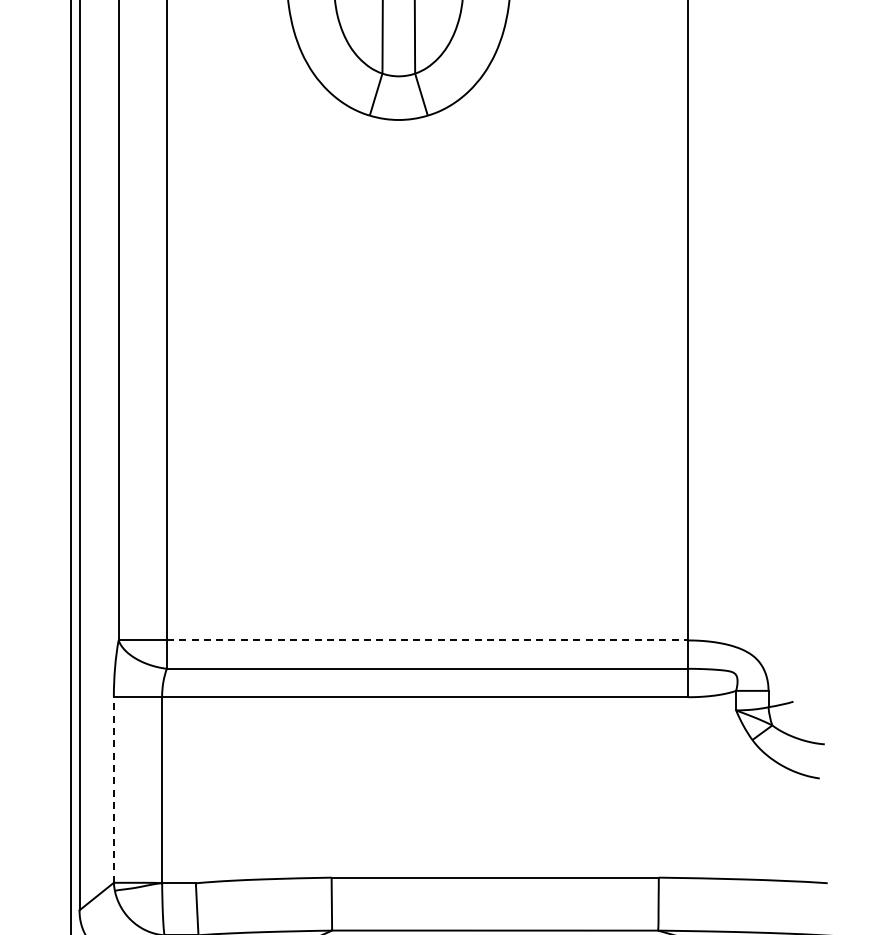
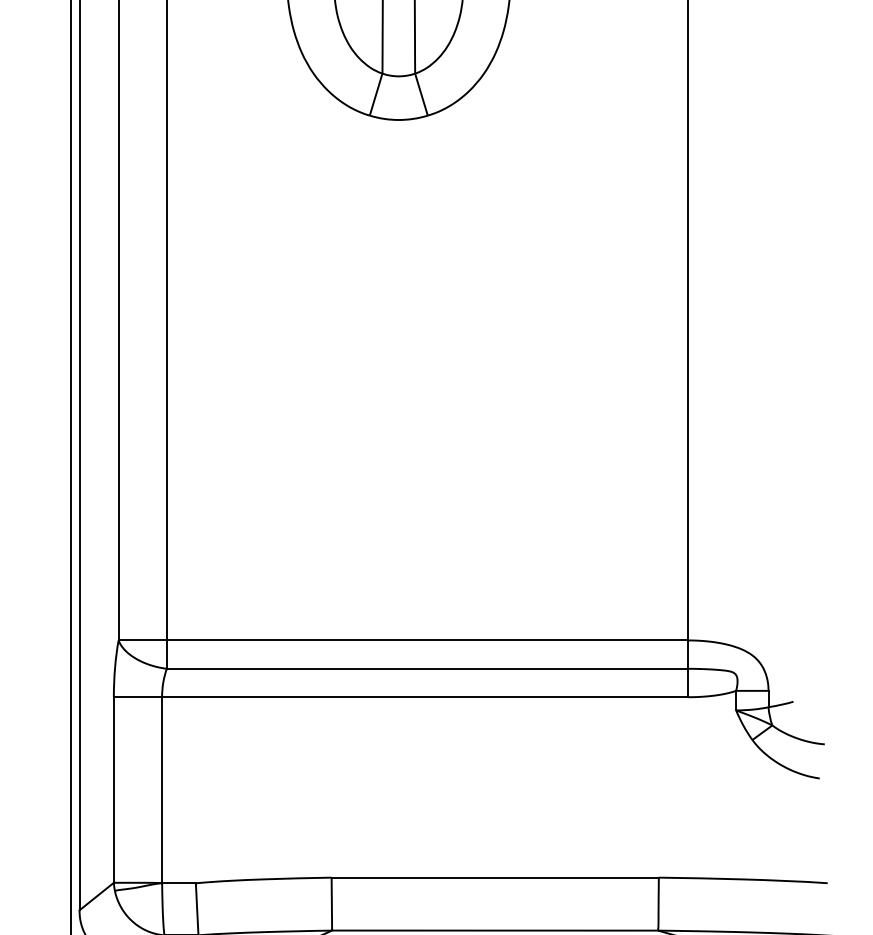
line: dashed -> solid (427, 640)
line: dashed -> solid (113, 789)
